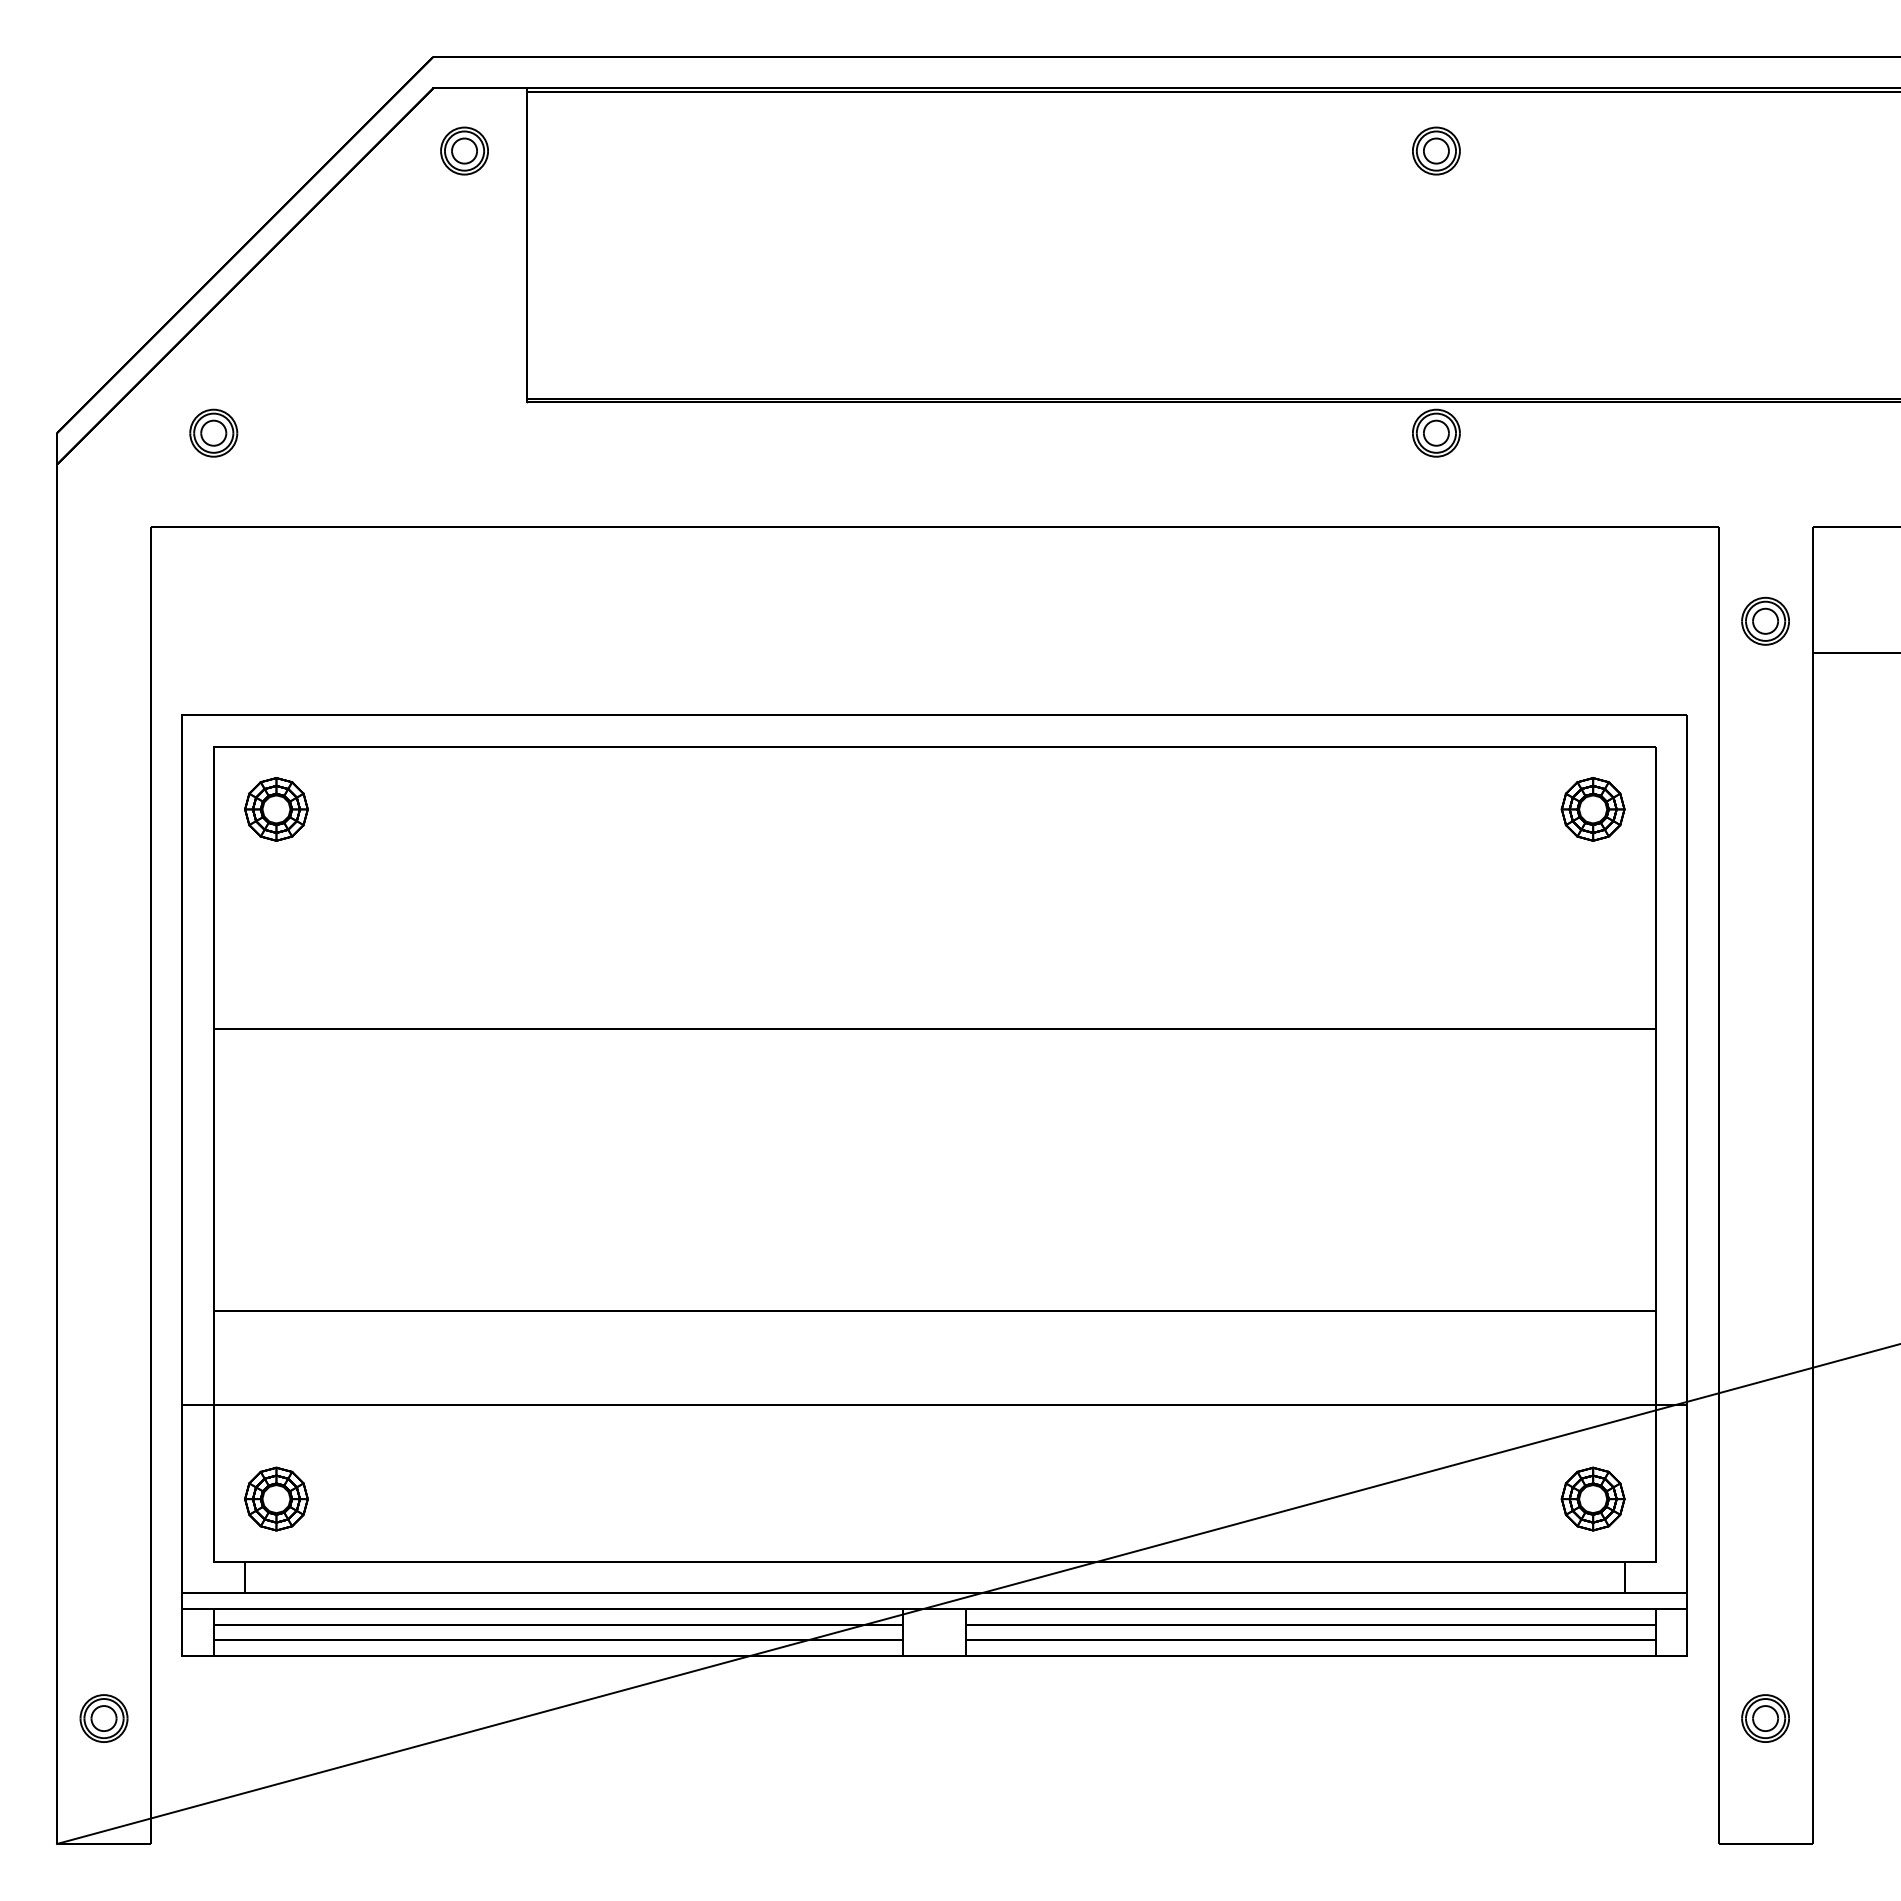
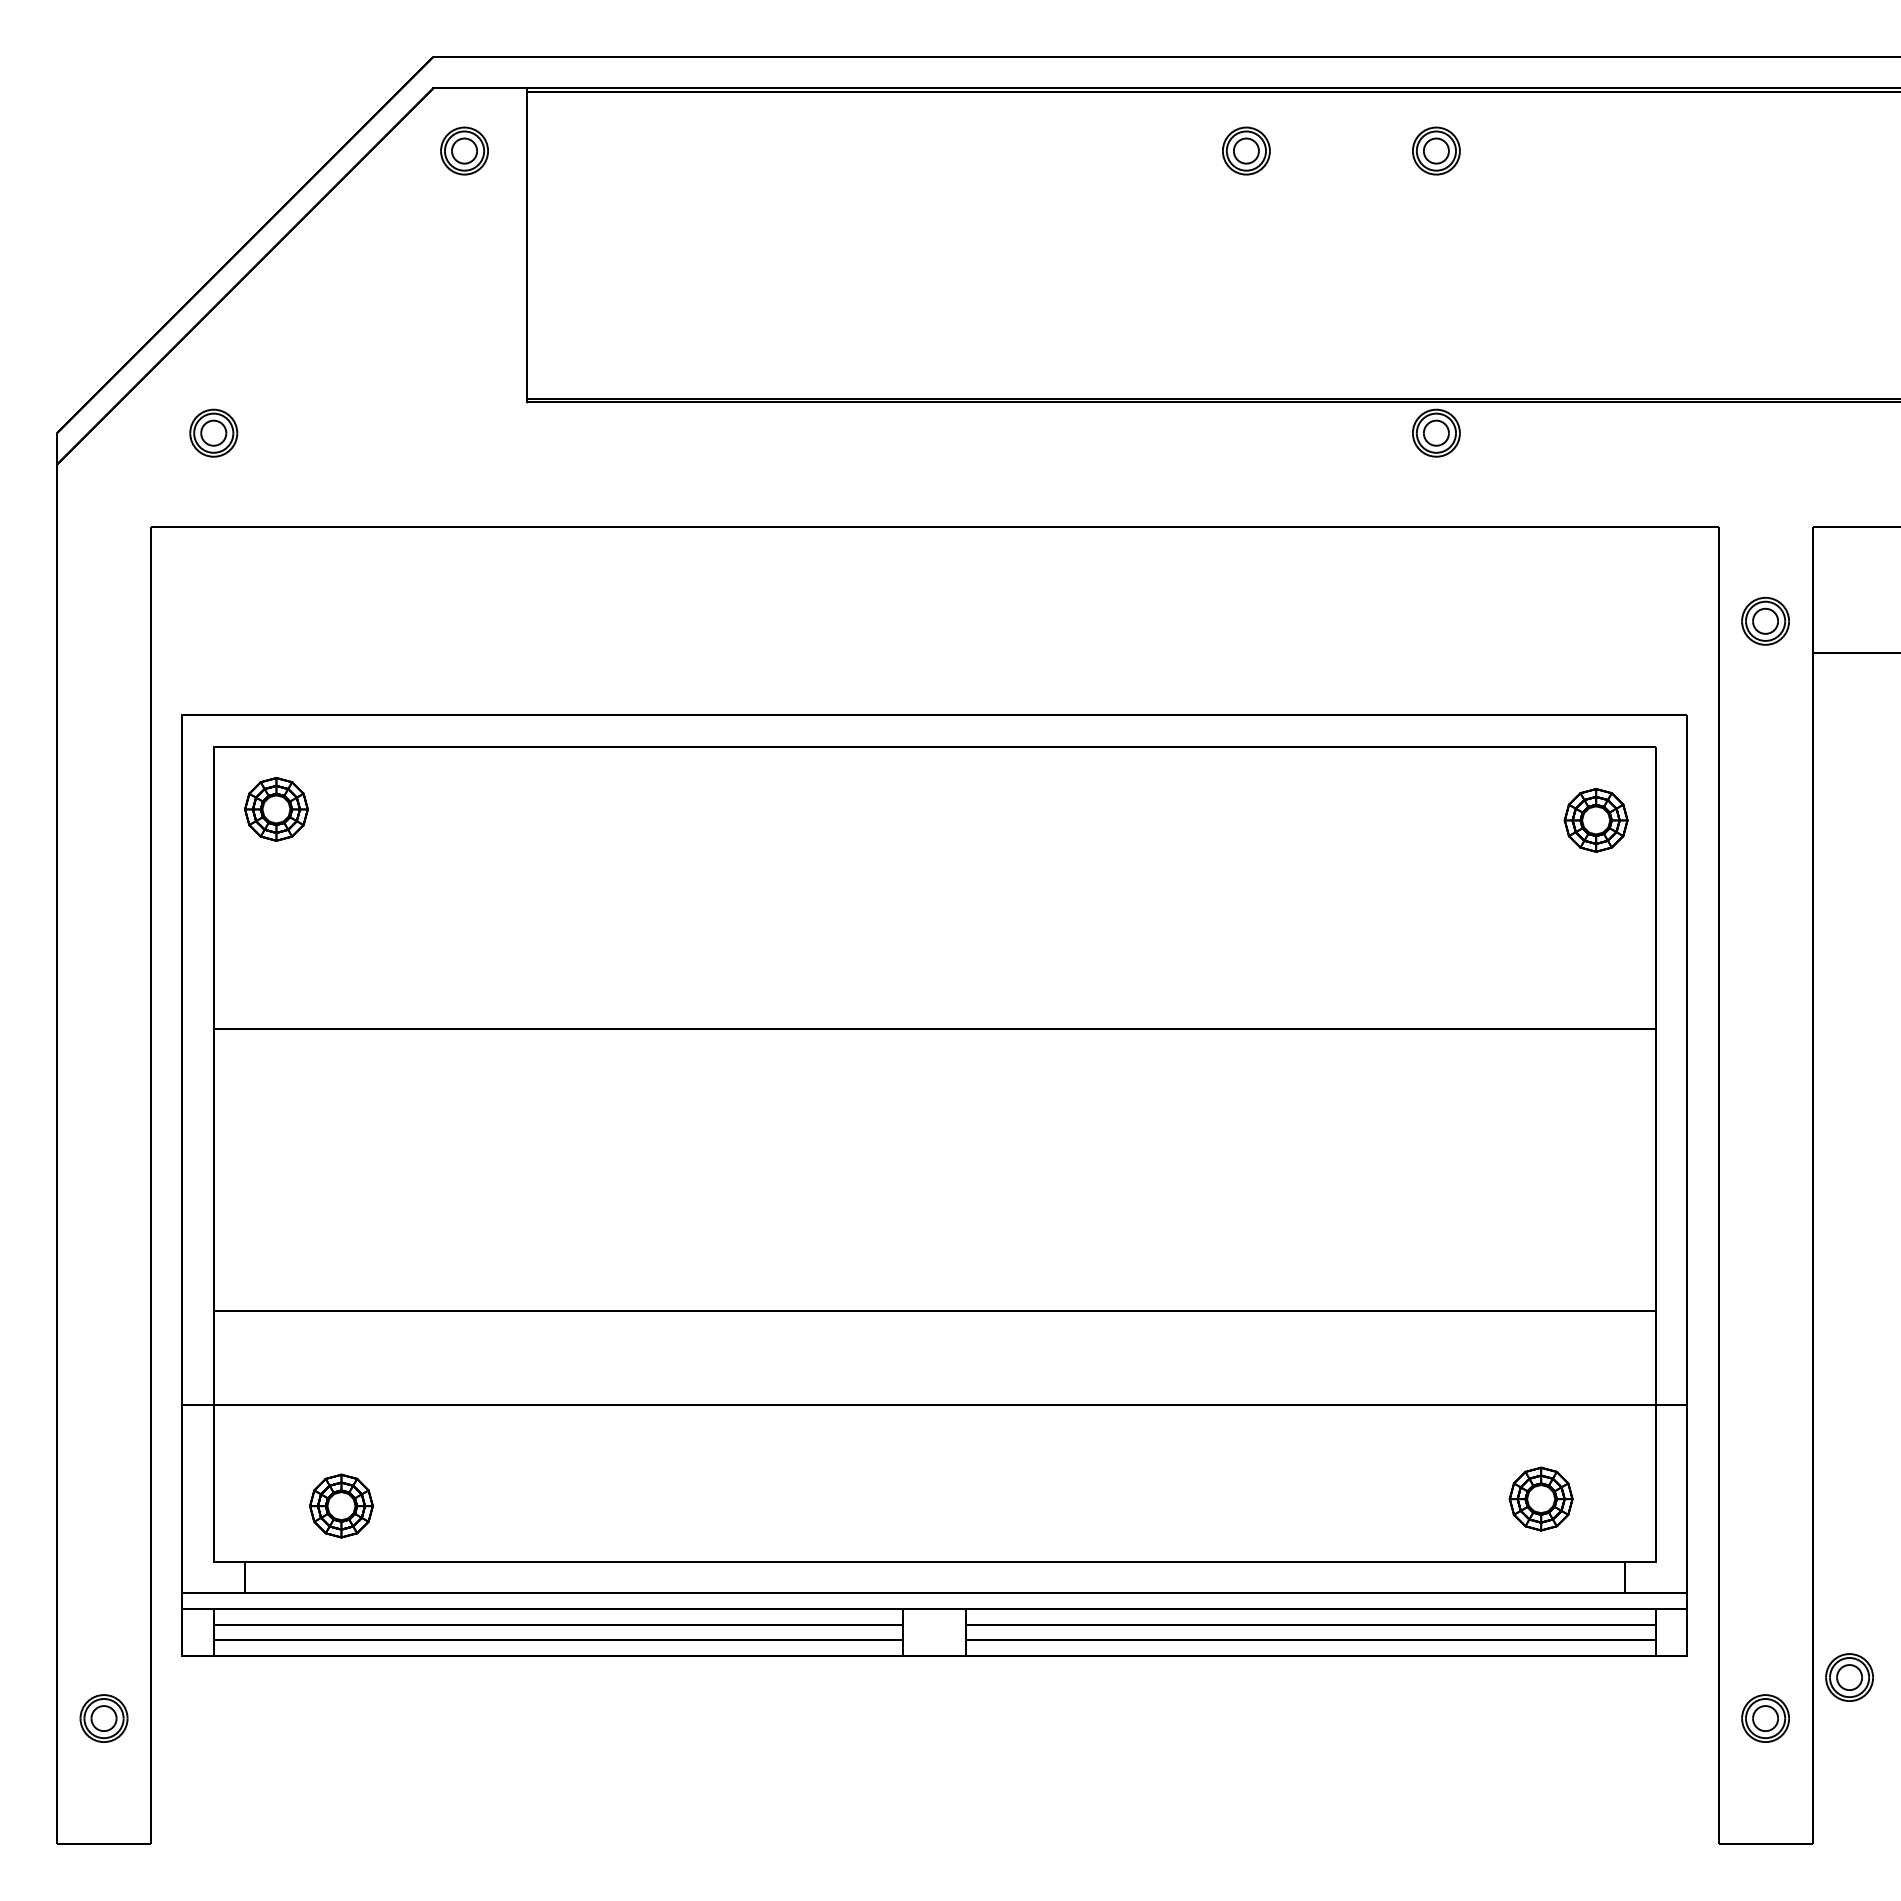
part: none -> present (1246, 150)
part position: (1592, 809) -> (1595, 820) (1595, 820)
part position: (276, 1498) -> (341, 1505) (341, 1505)
part position: (1592, 1498) -> (1540, 1498) (1540, 1498)
line: present -> none (977, 1593)
part: none -> present (1849, 1677)
